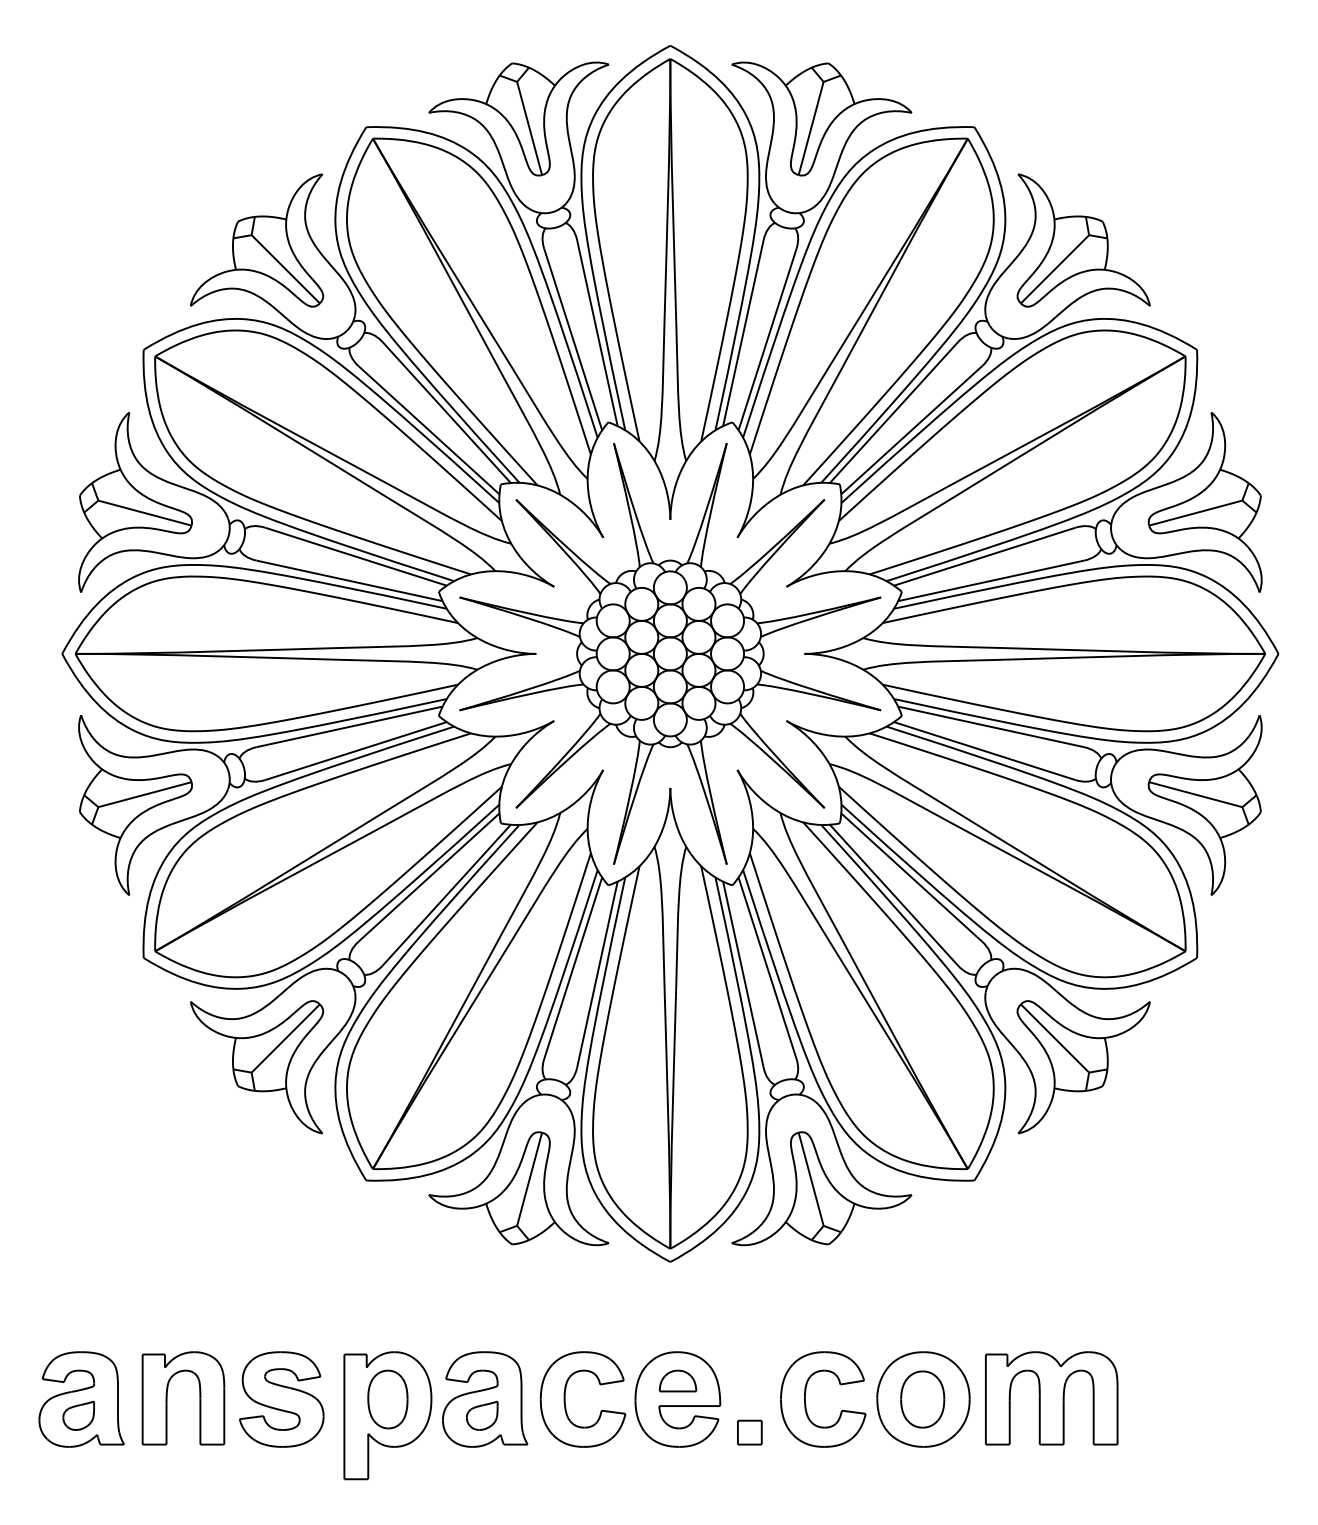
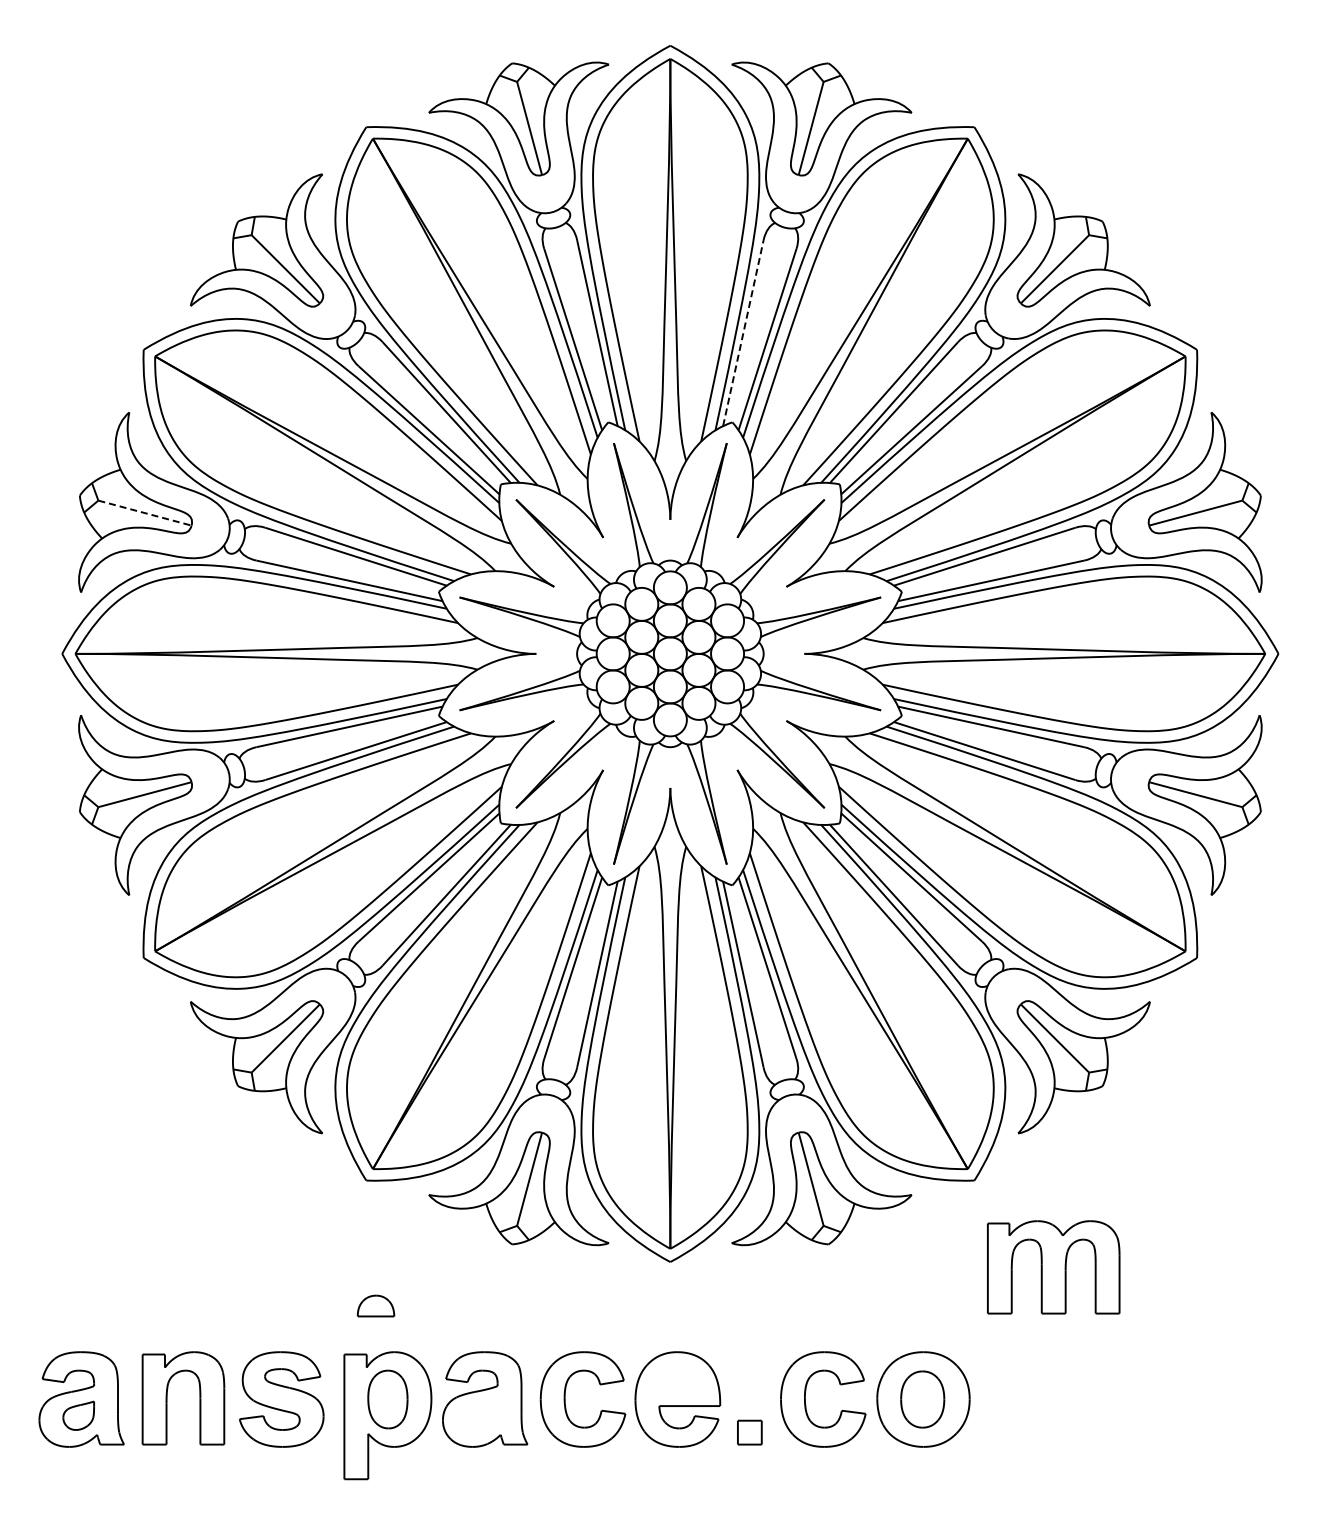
line: solid -> dashed (743, 332)
line: solid -> dashed (145, 513)
part position: (677, 1380) -> (375, 1305) (375, 1305)
part position: (1051, 1398) -> (1053, 1267) (1053, 1267)
part: present -> none (482, 1415)
